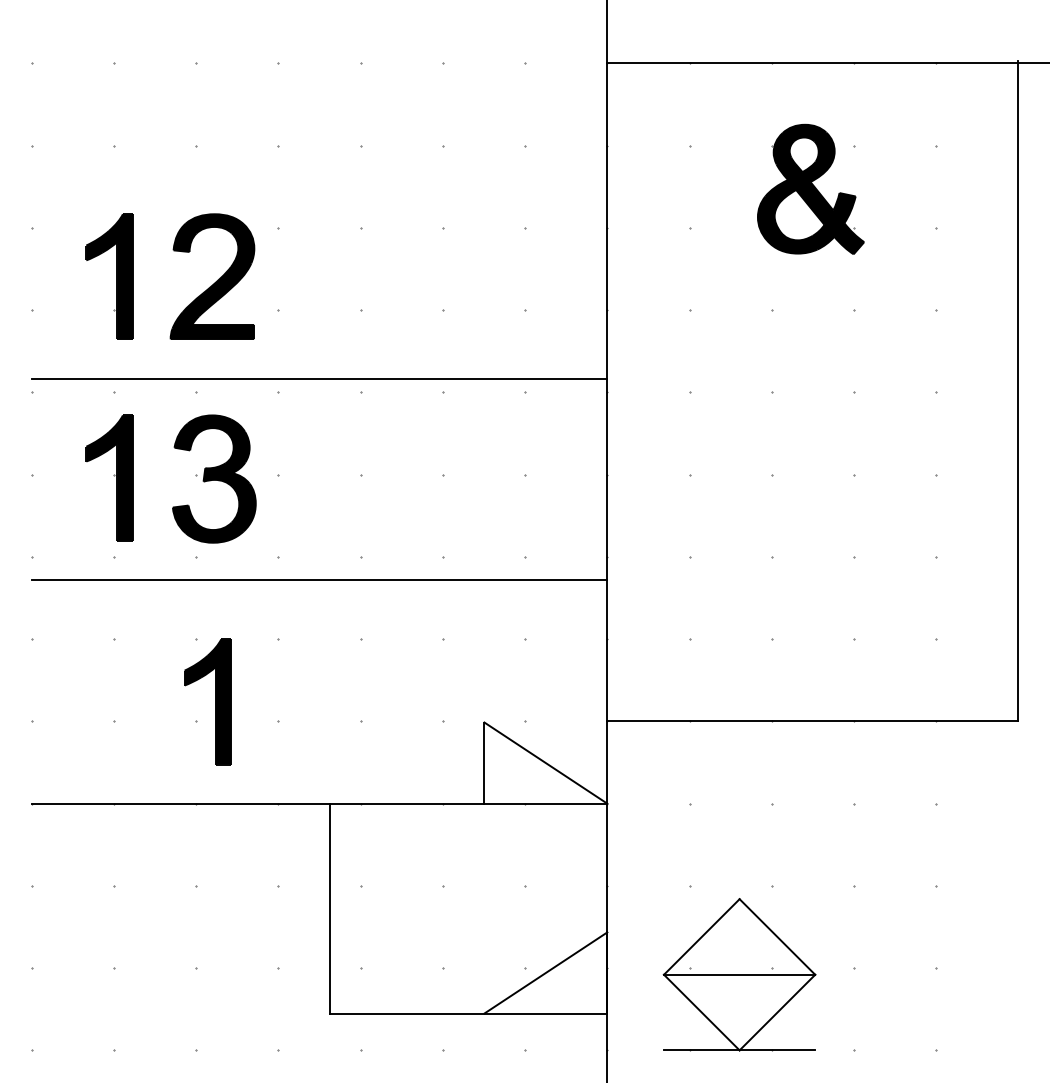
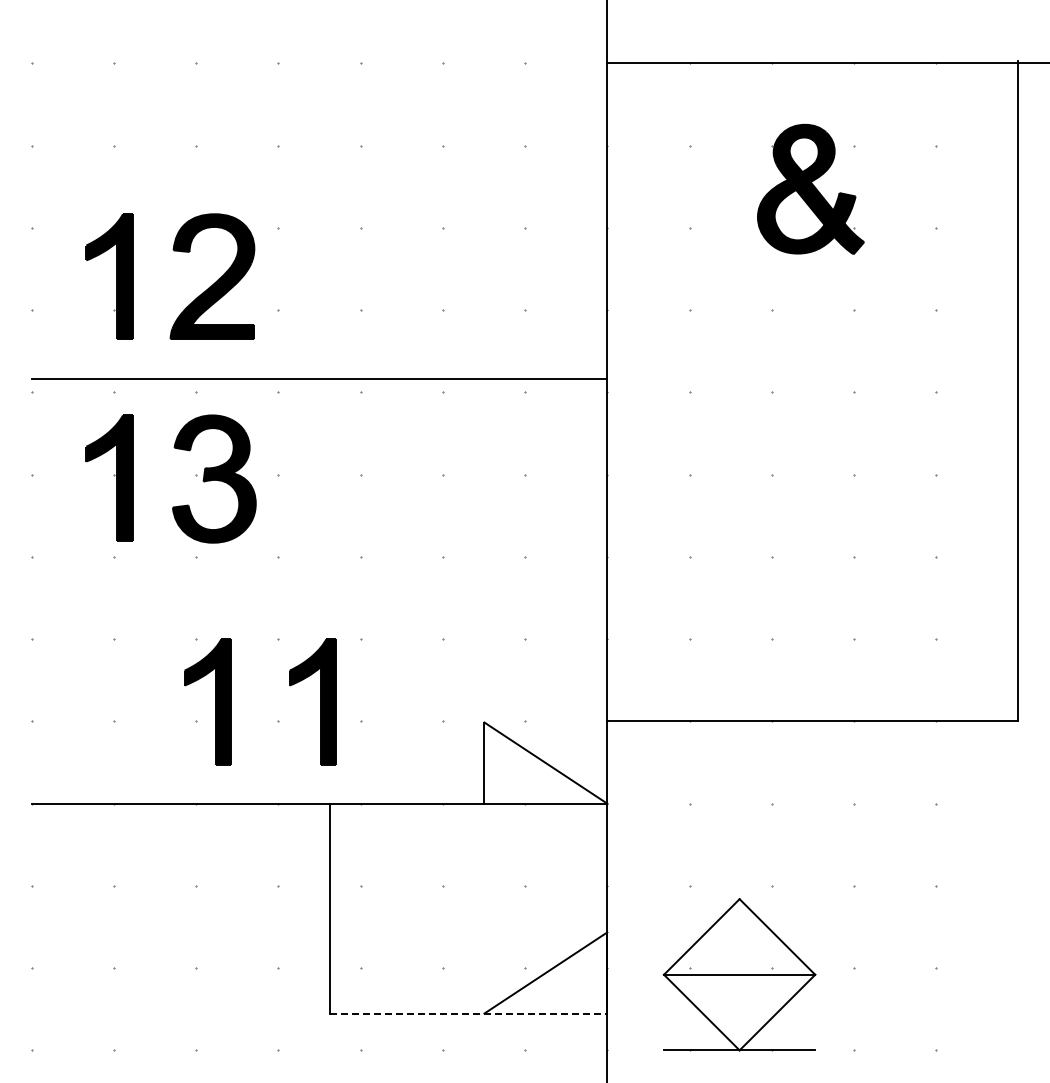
line: present -> none (319, 579)
part: none -> present (320, 701)
line: solid -> dashed (468, 1013)
